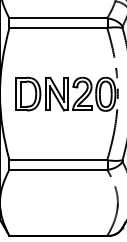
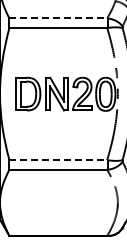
line: solid -> dashed (58, 18)
line: solid -> dashed (58, 160)
